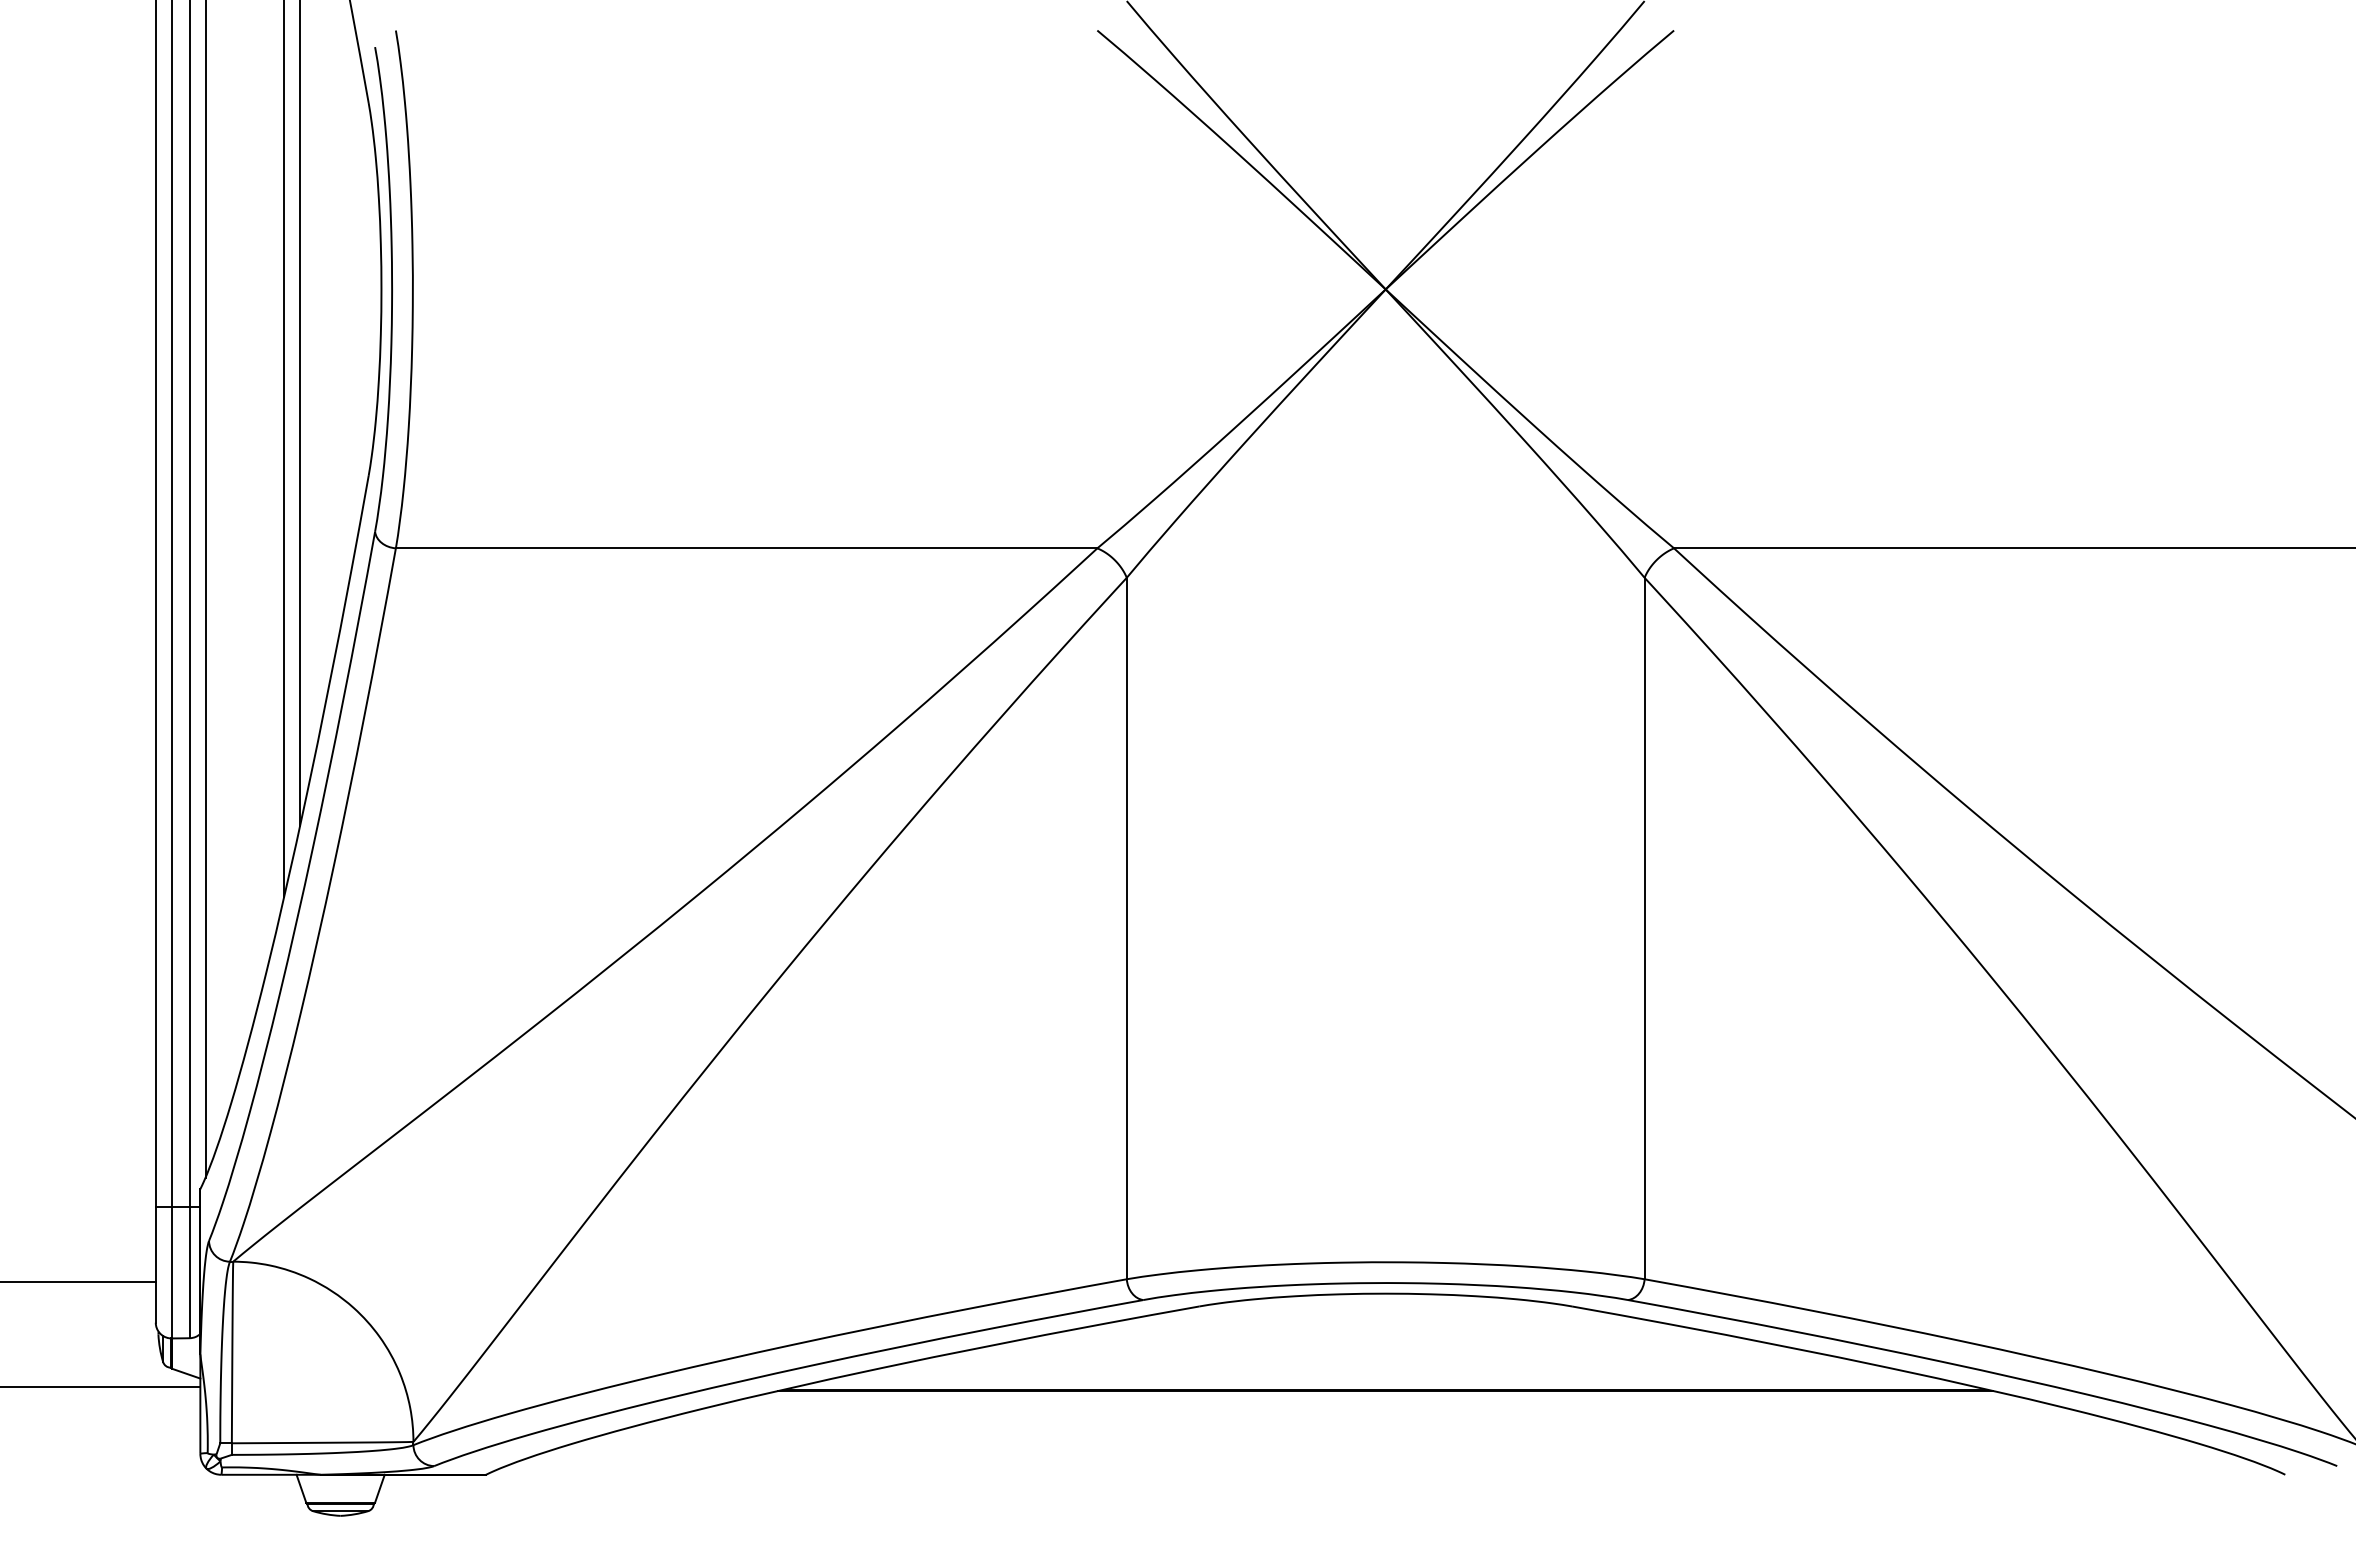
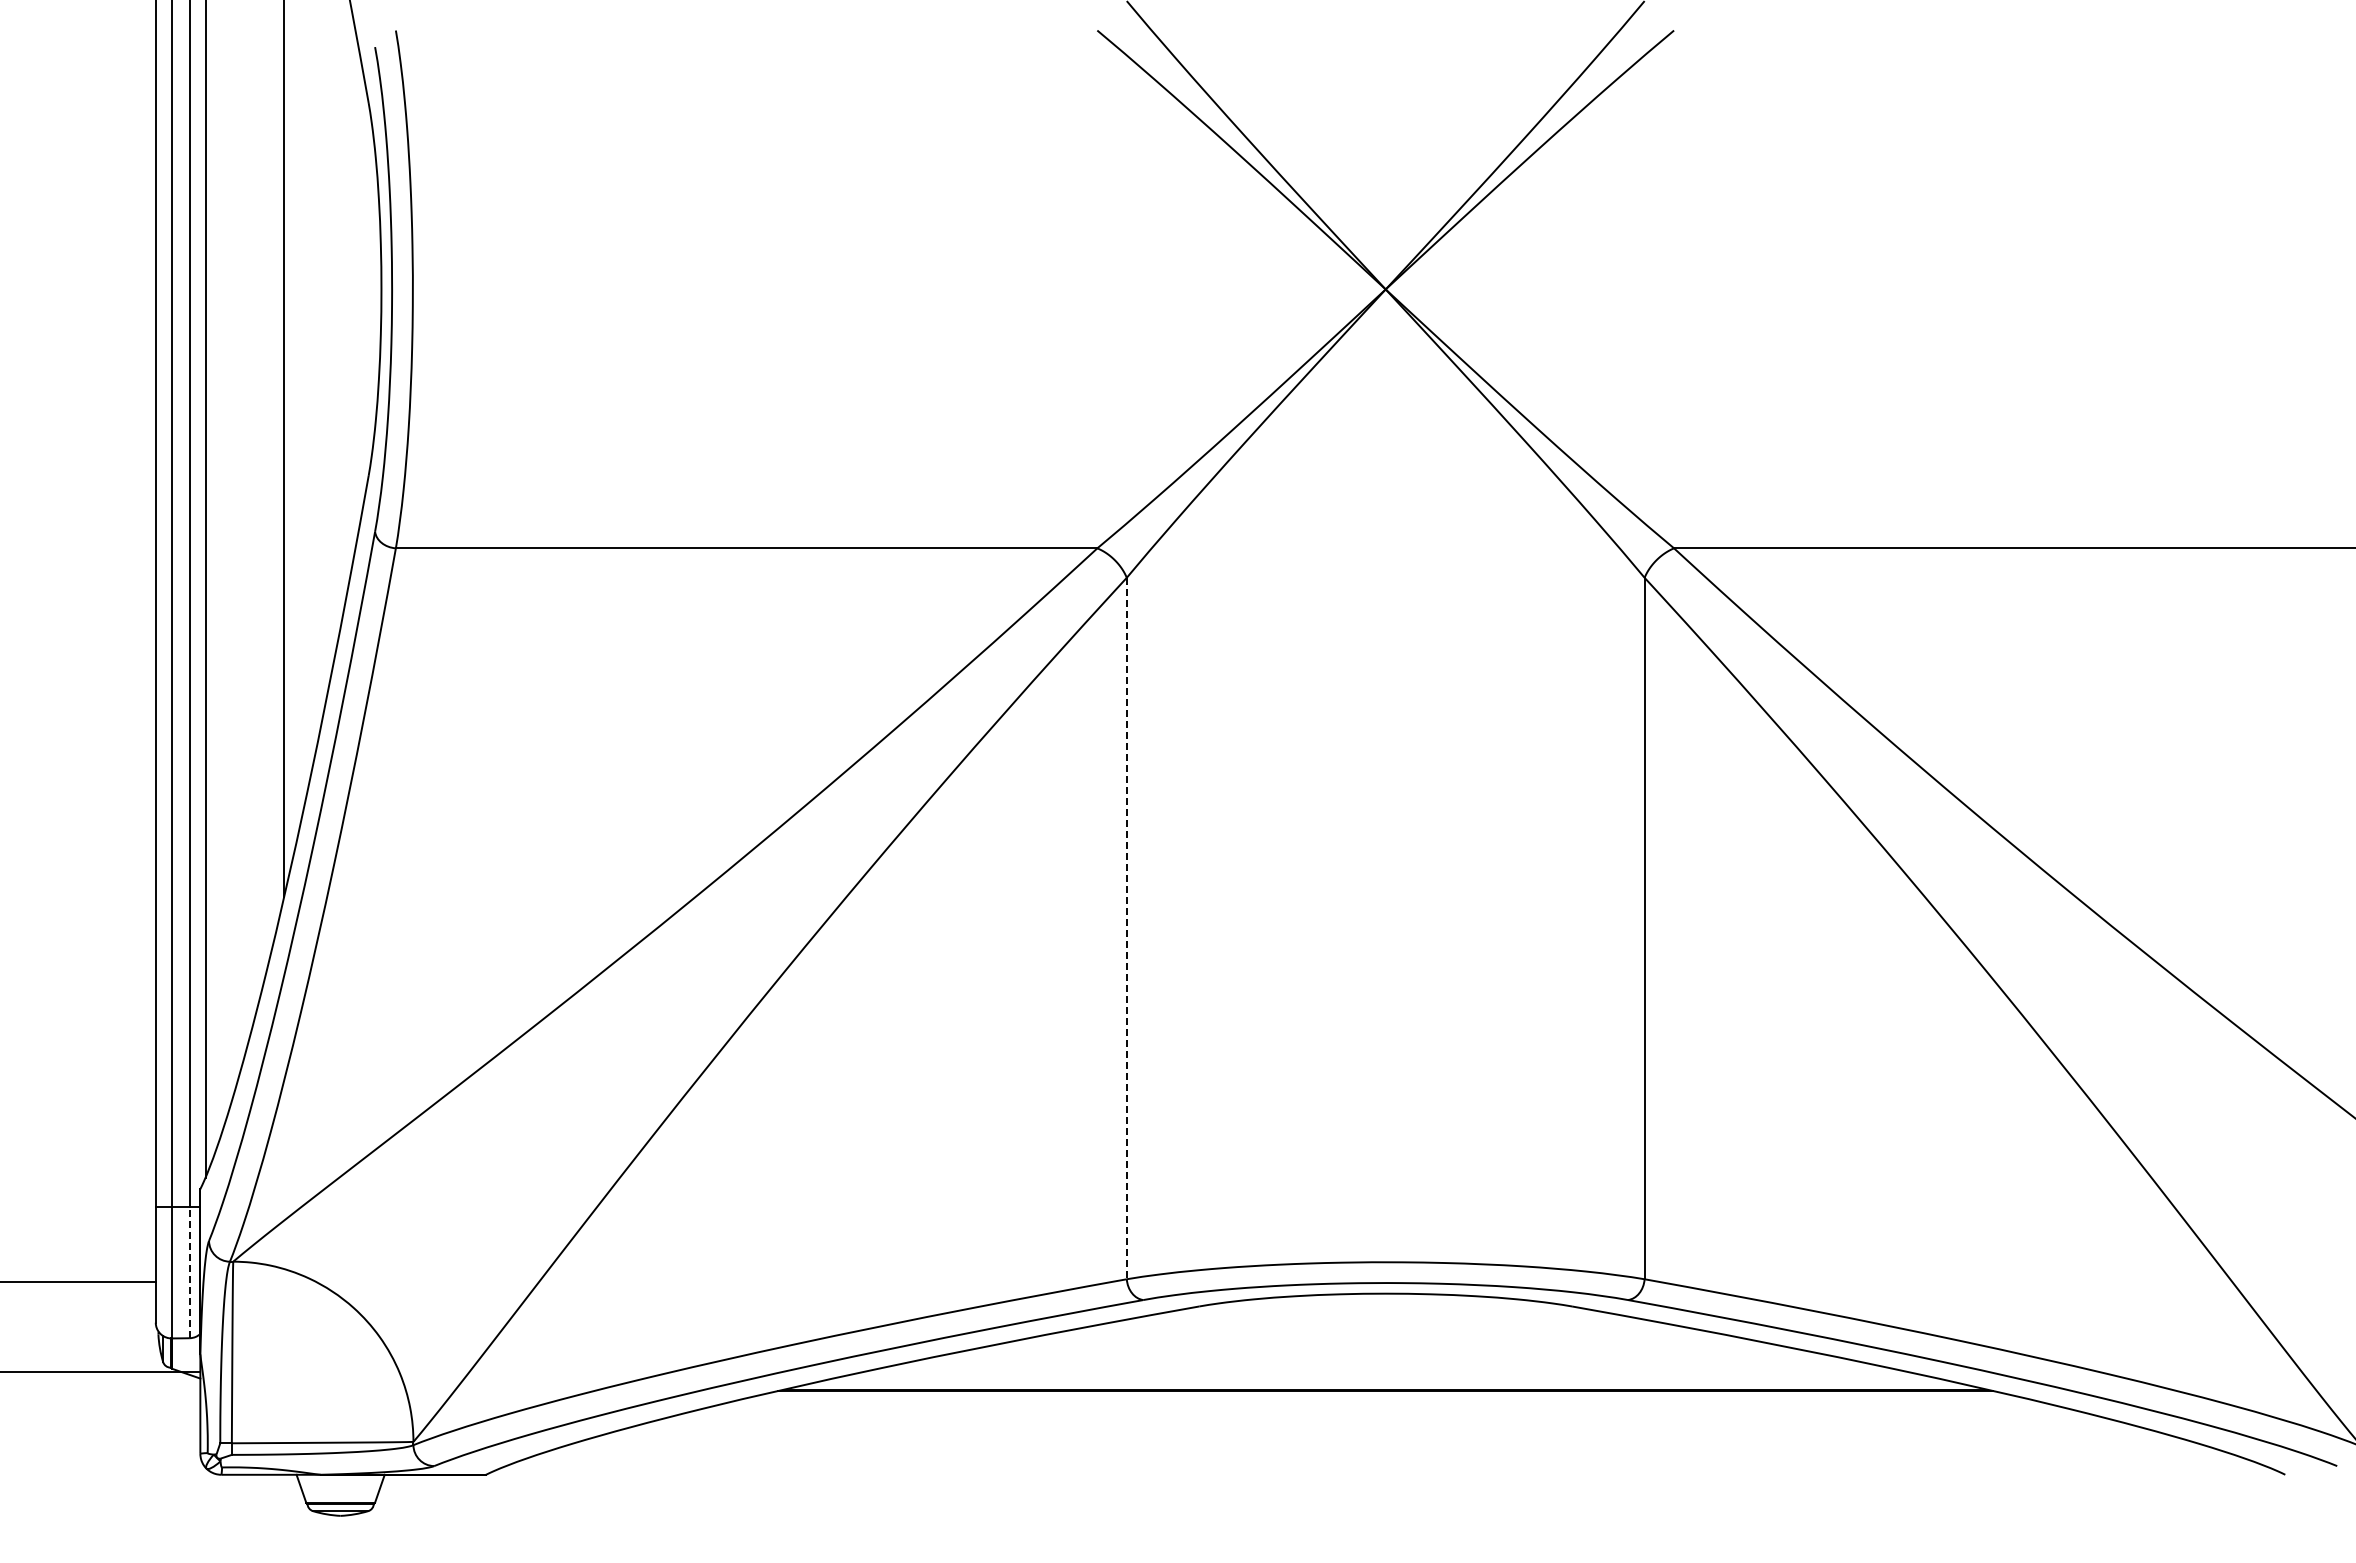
line: present -> none (300, 414)
line: solid -> dashed (1126, 928)
line: solid -> dashed (189, 1272)
line position: (101, 1386) -> (101, 1371) (101, 1371)
